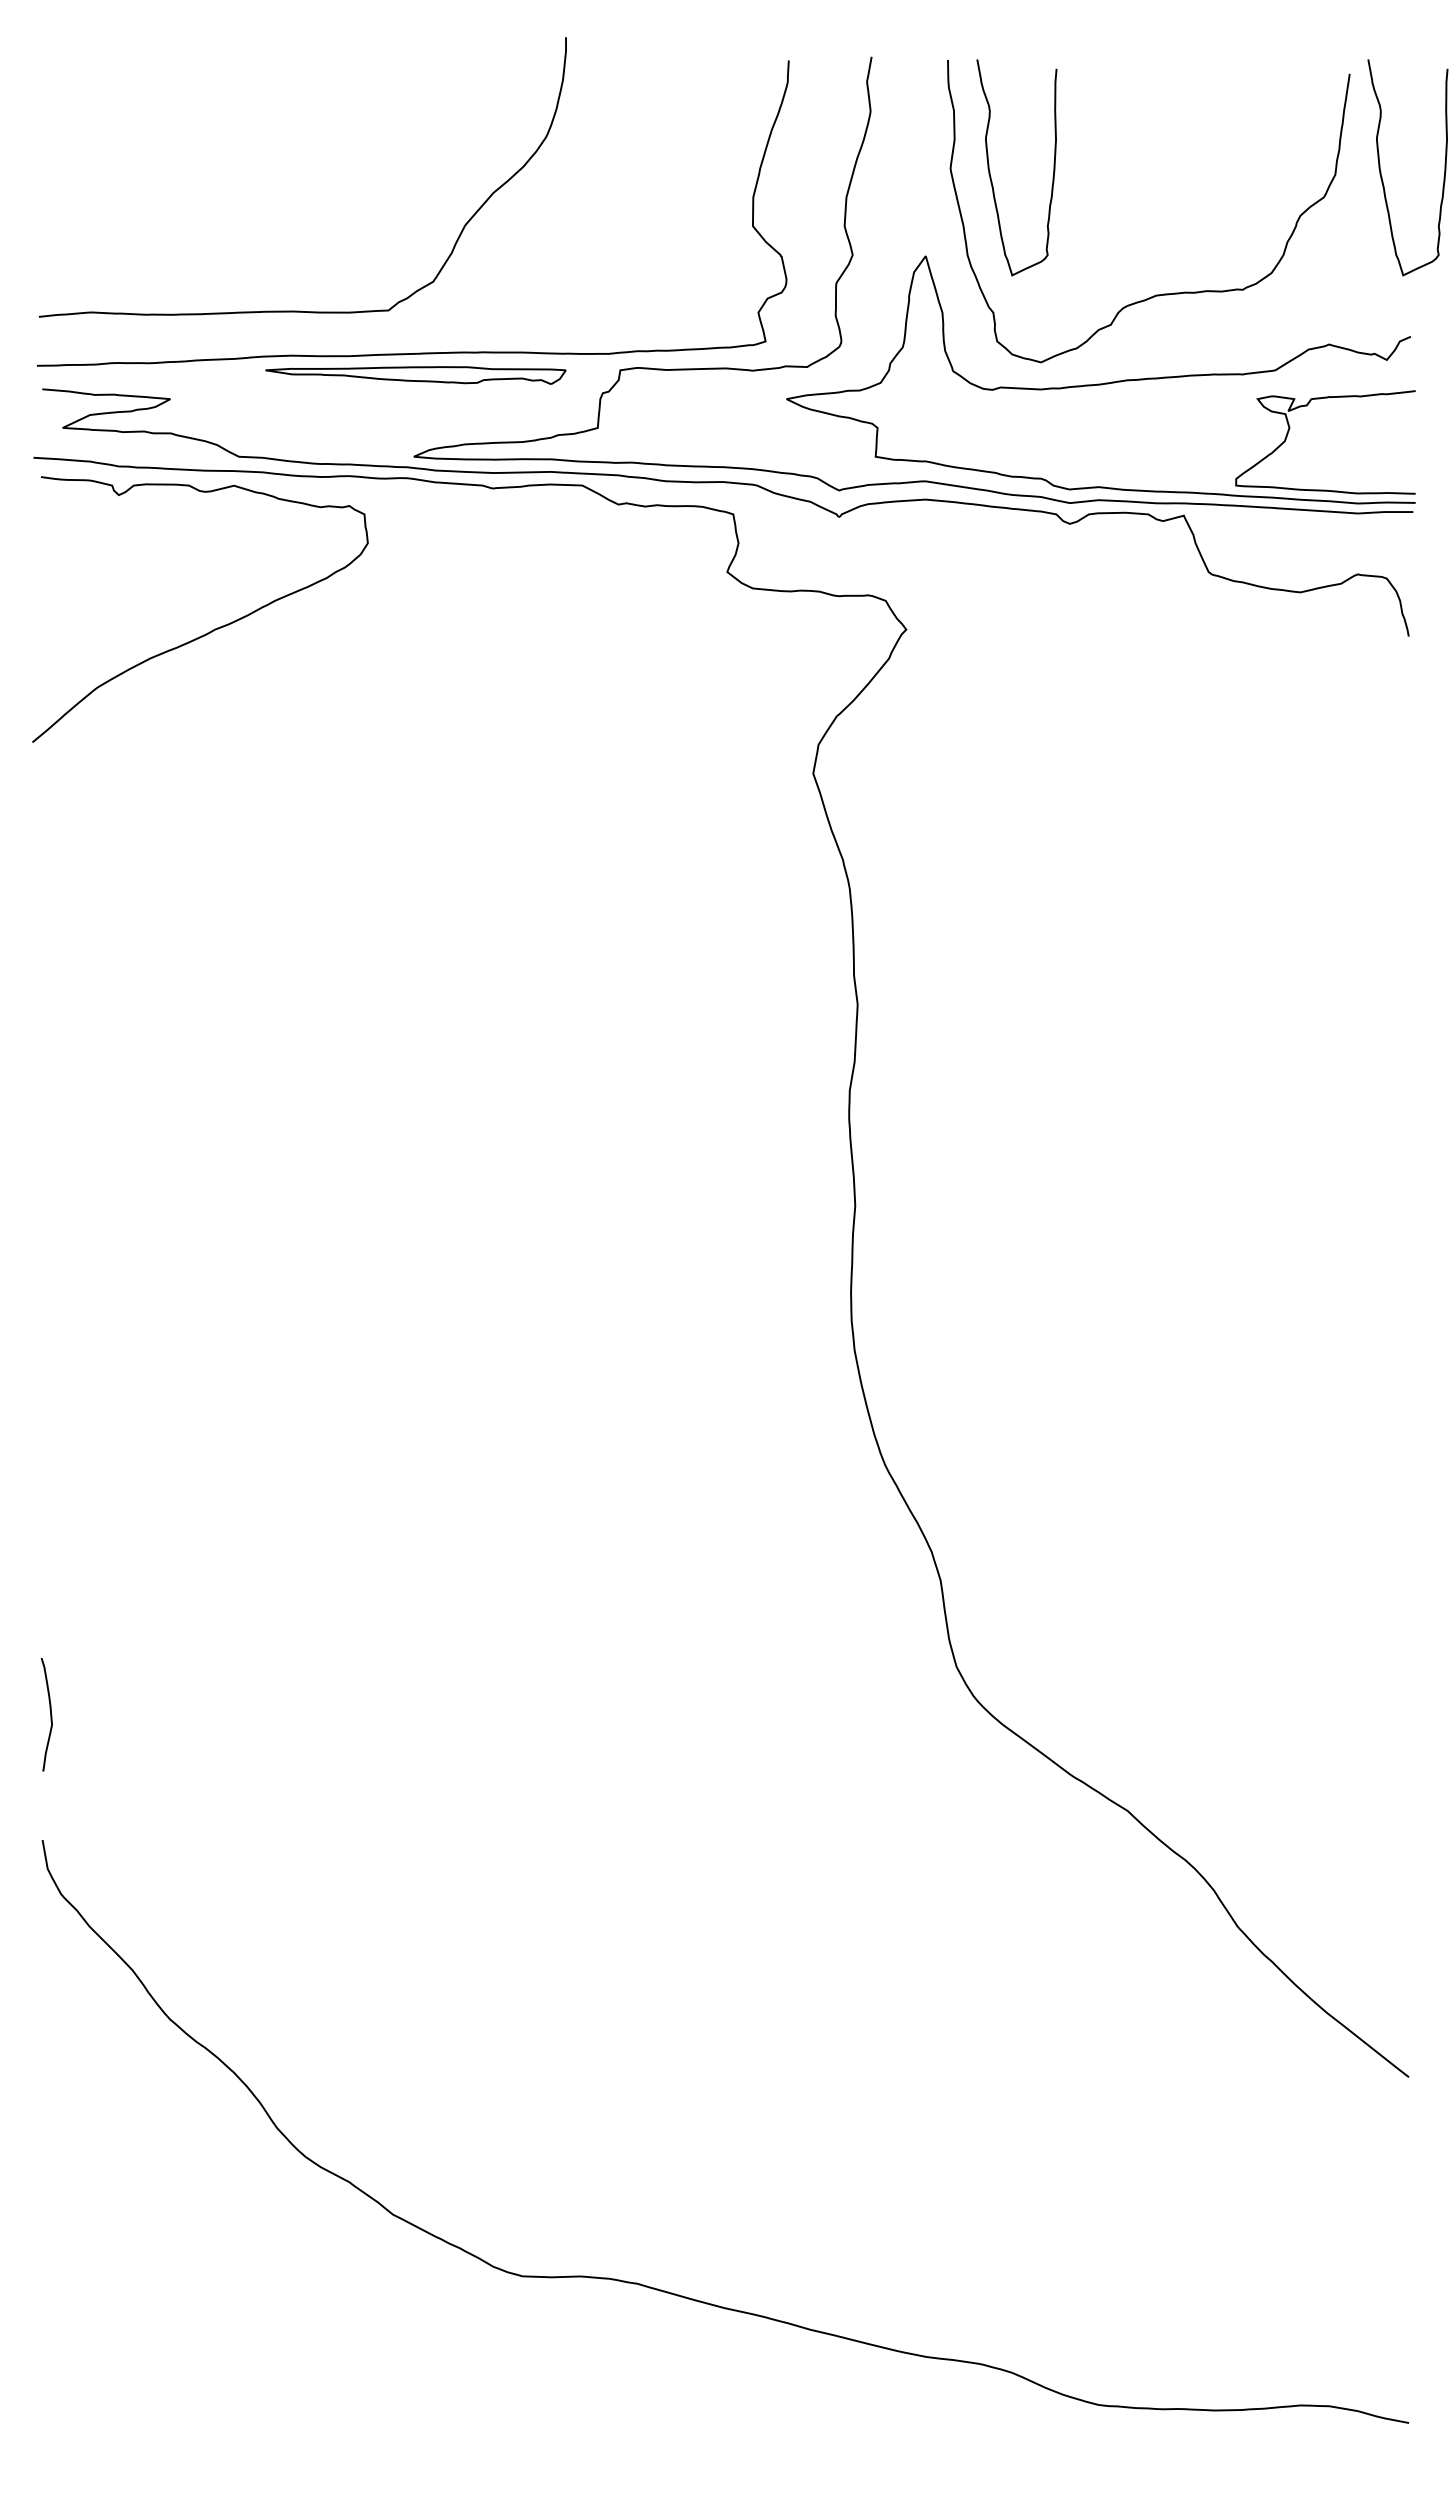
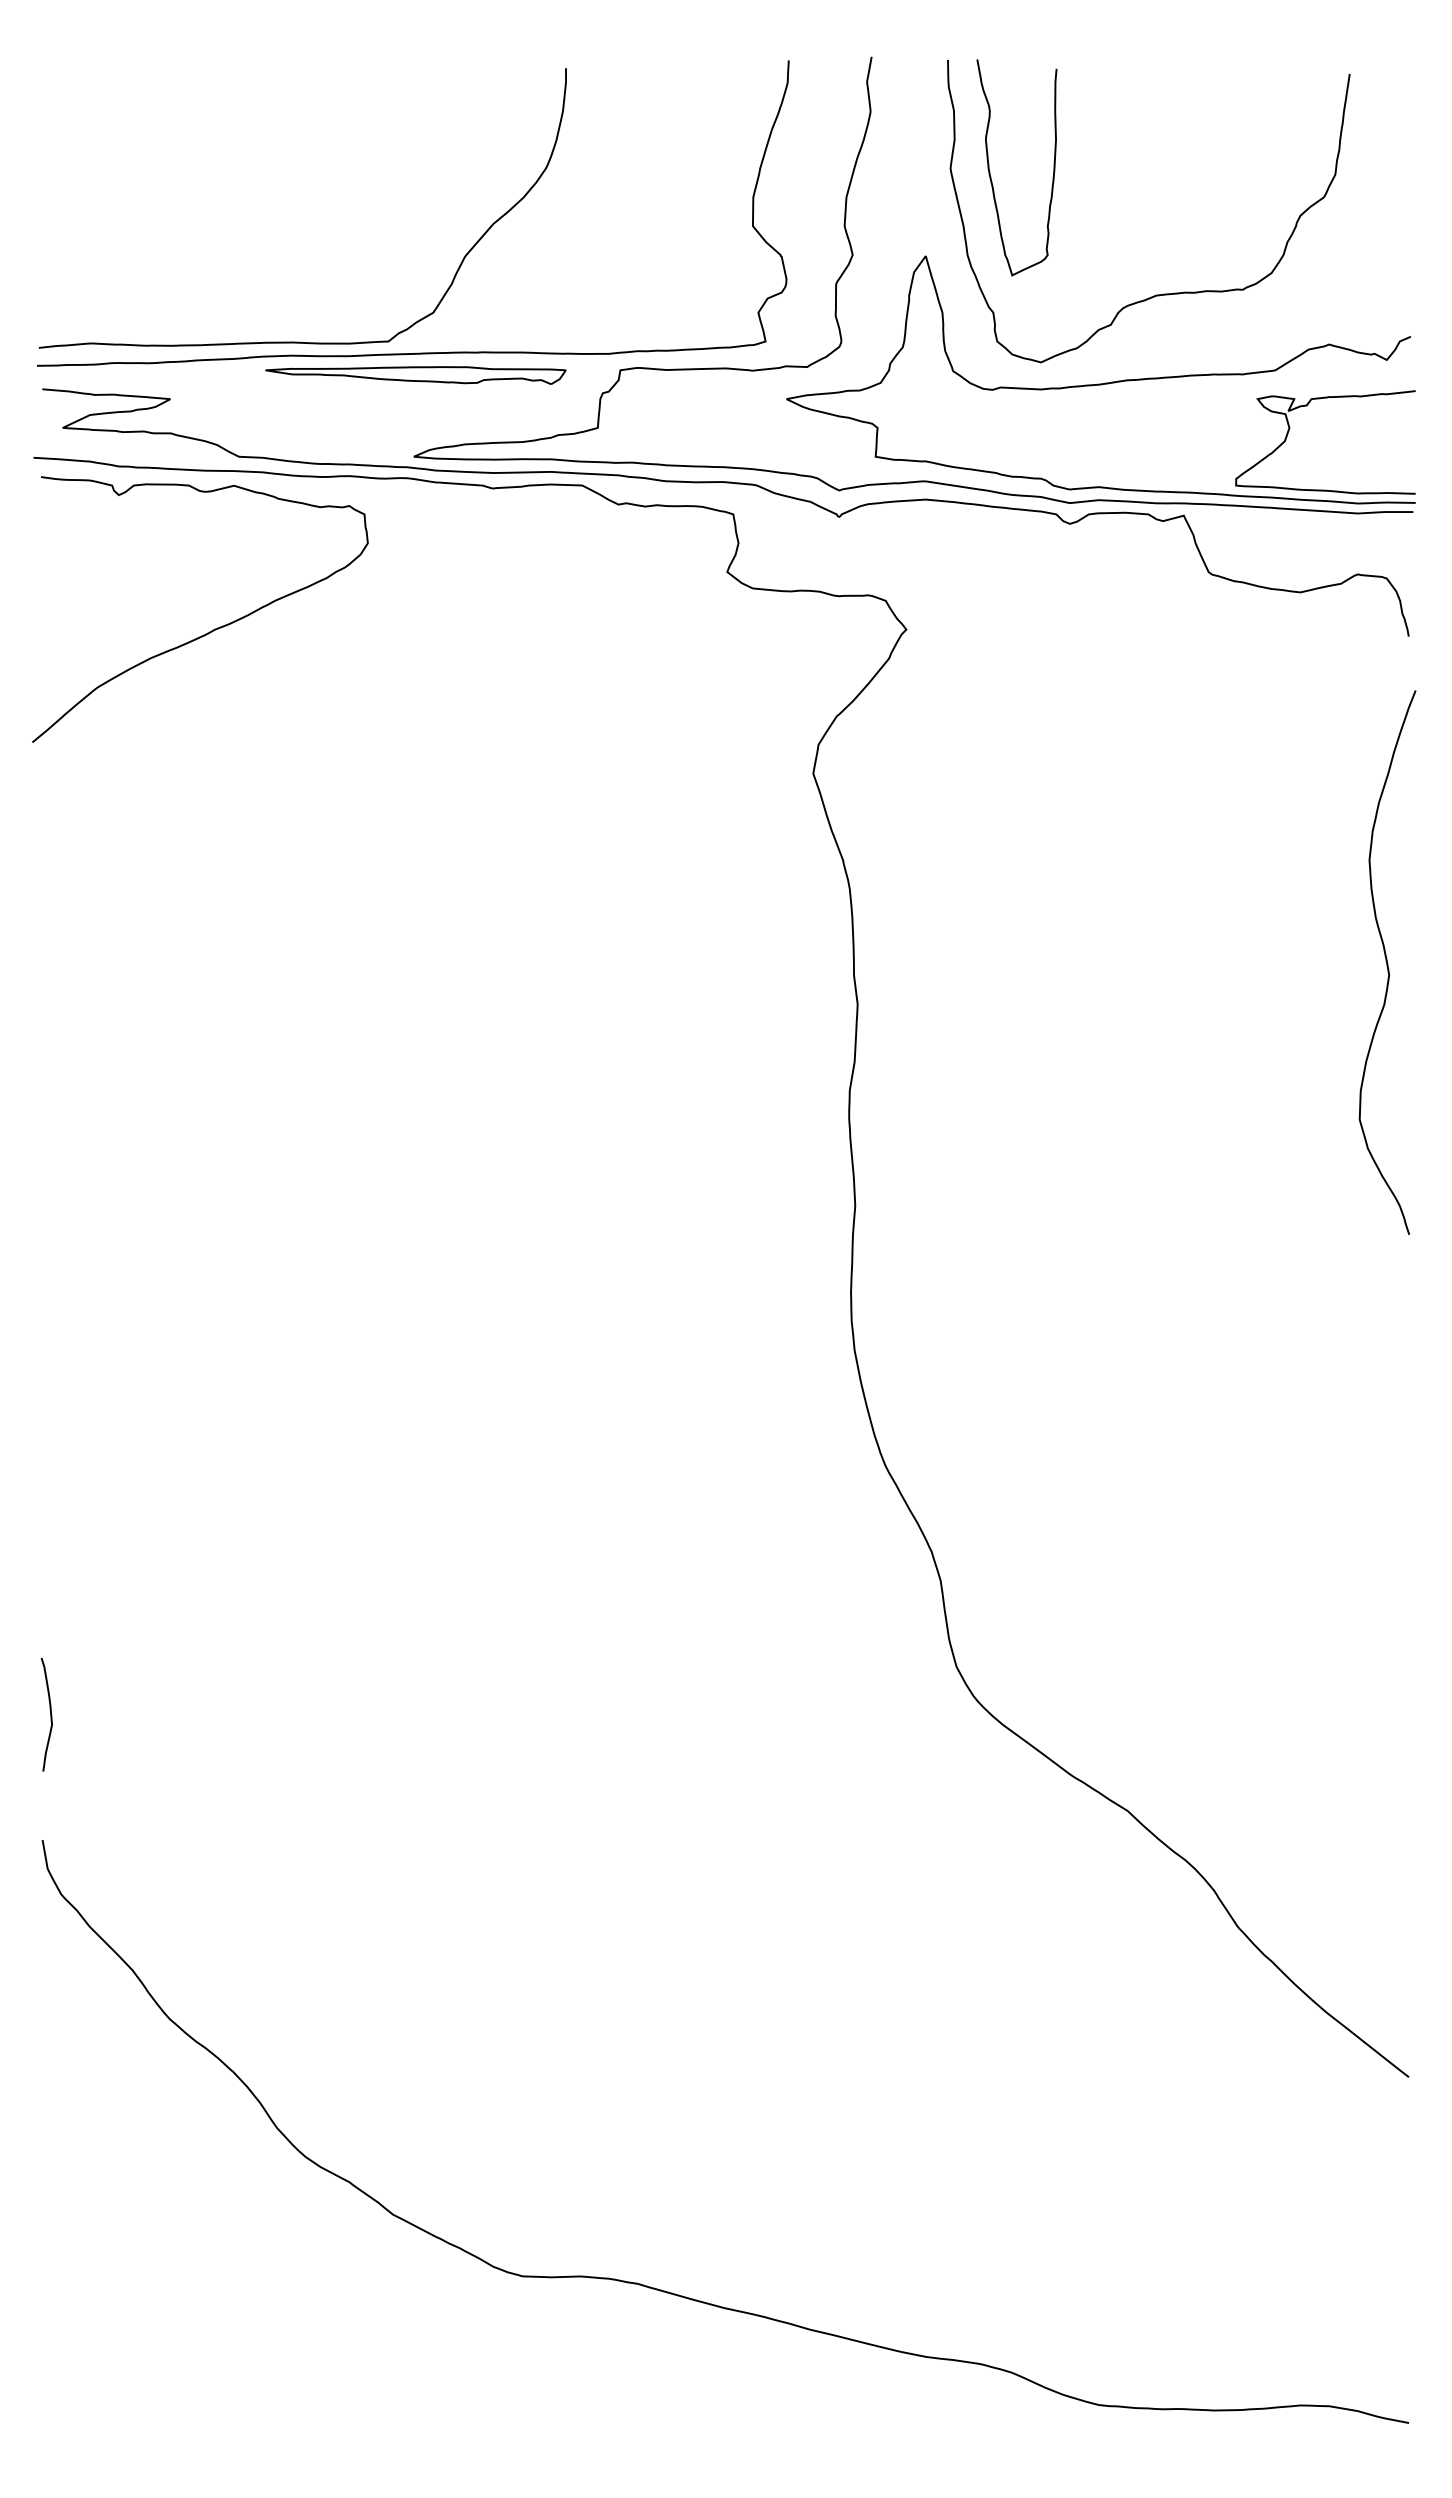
curve: present -> none (1381, 171)
curve position: (300, 310) -> (300, 341) (300, 341)
curve: none -> present (1387, 962)
